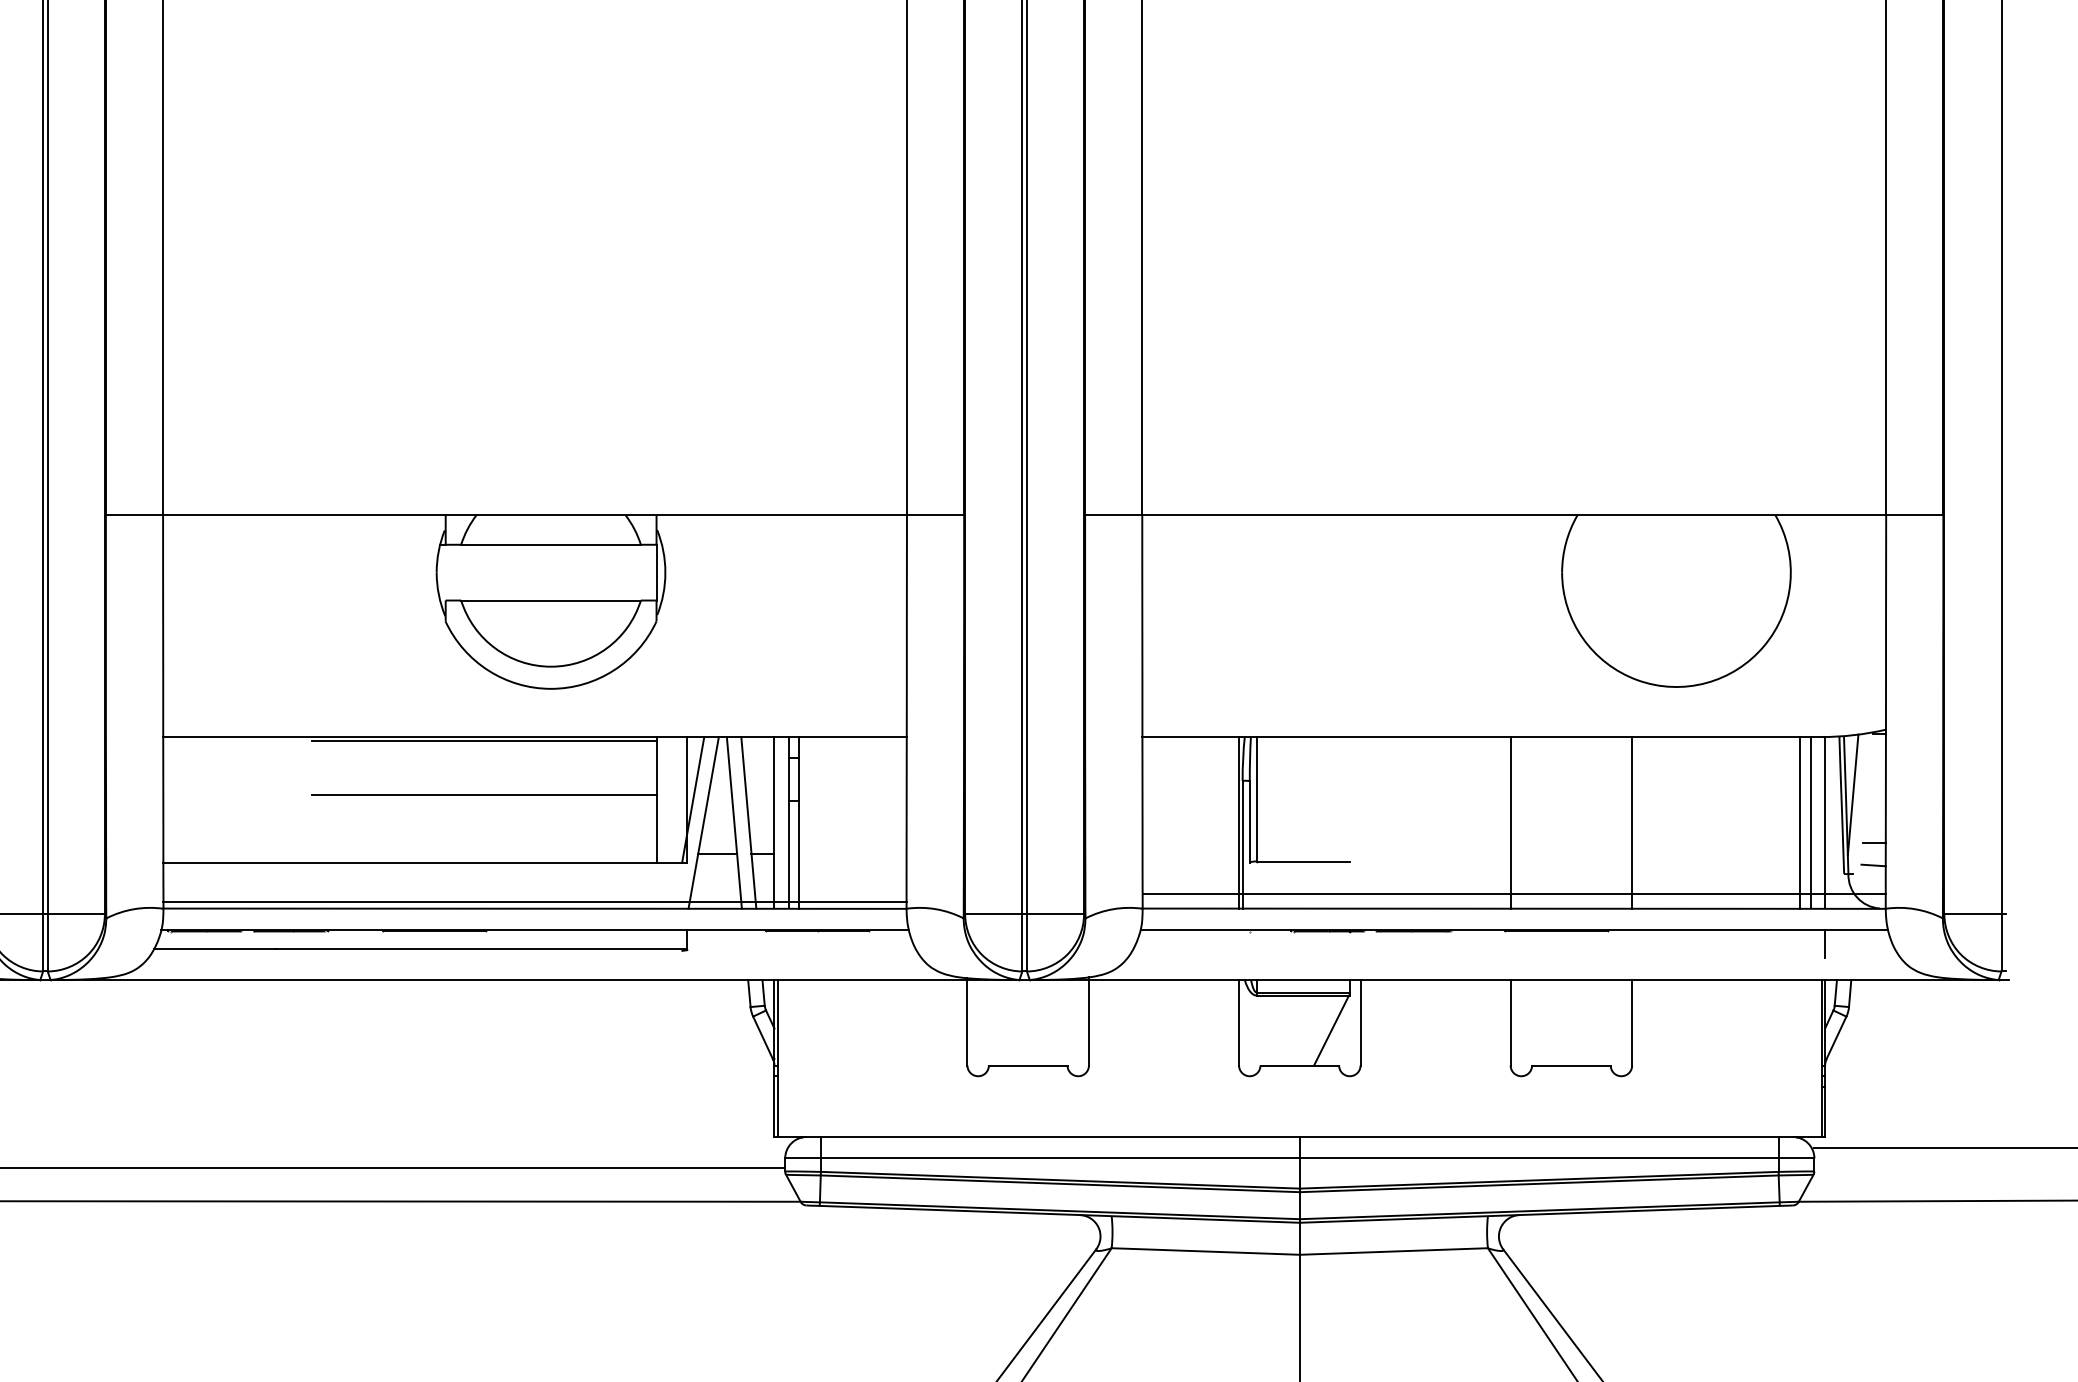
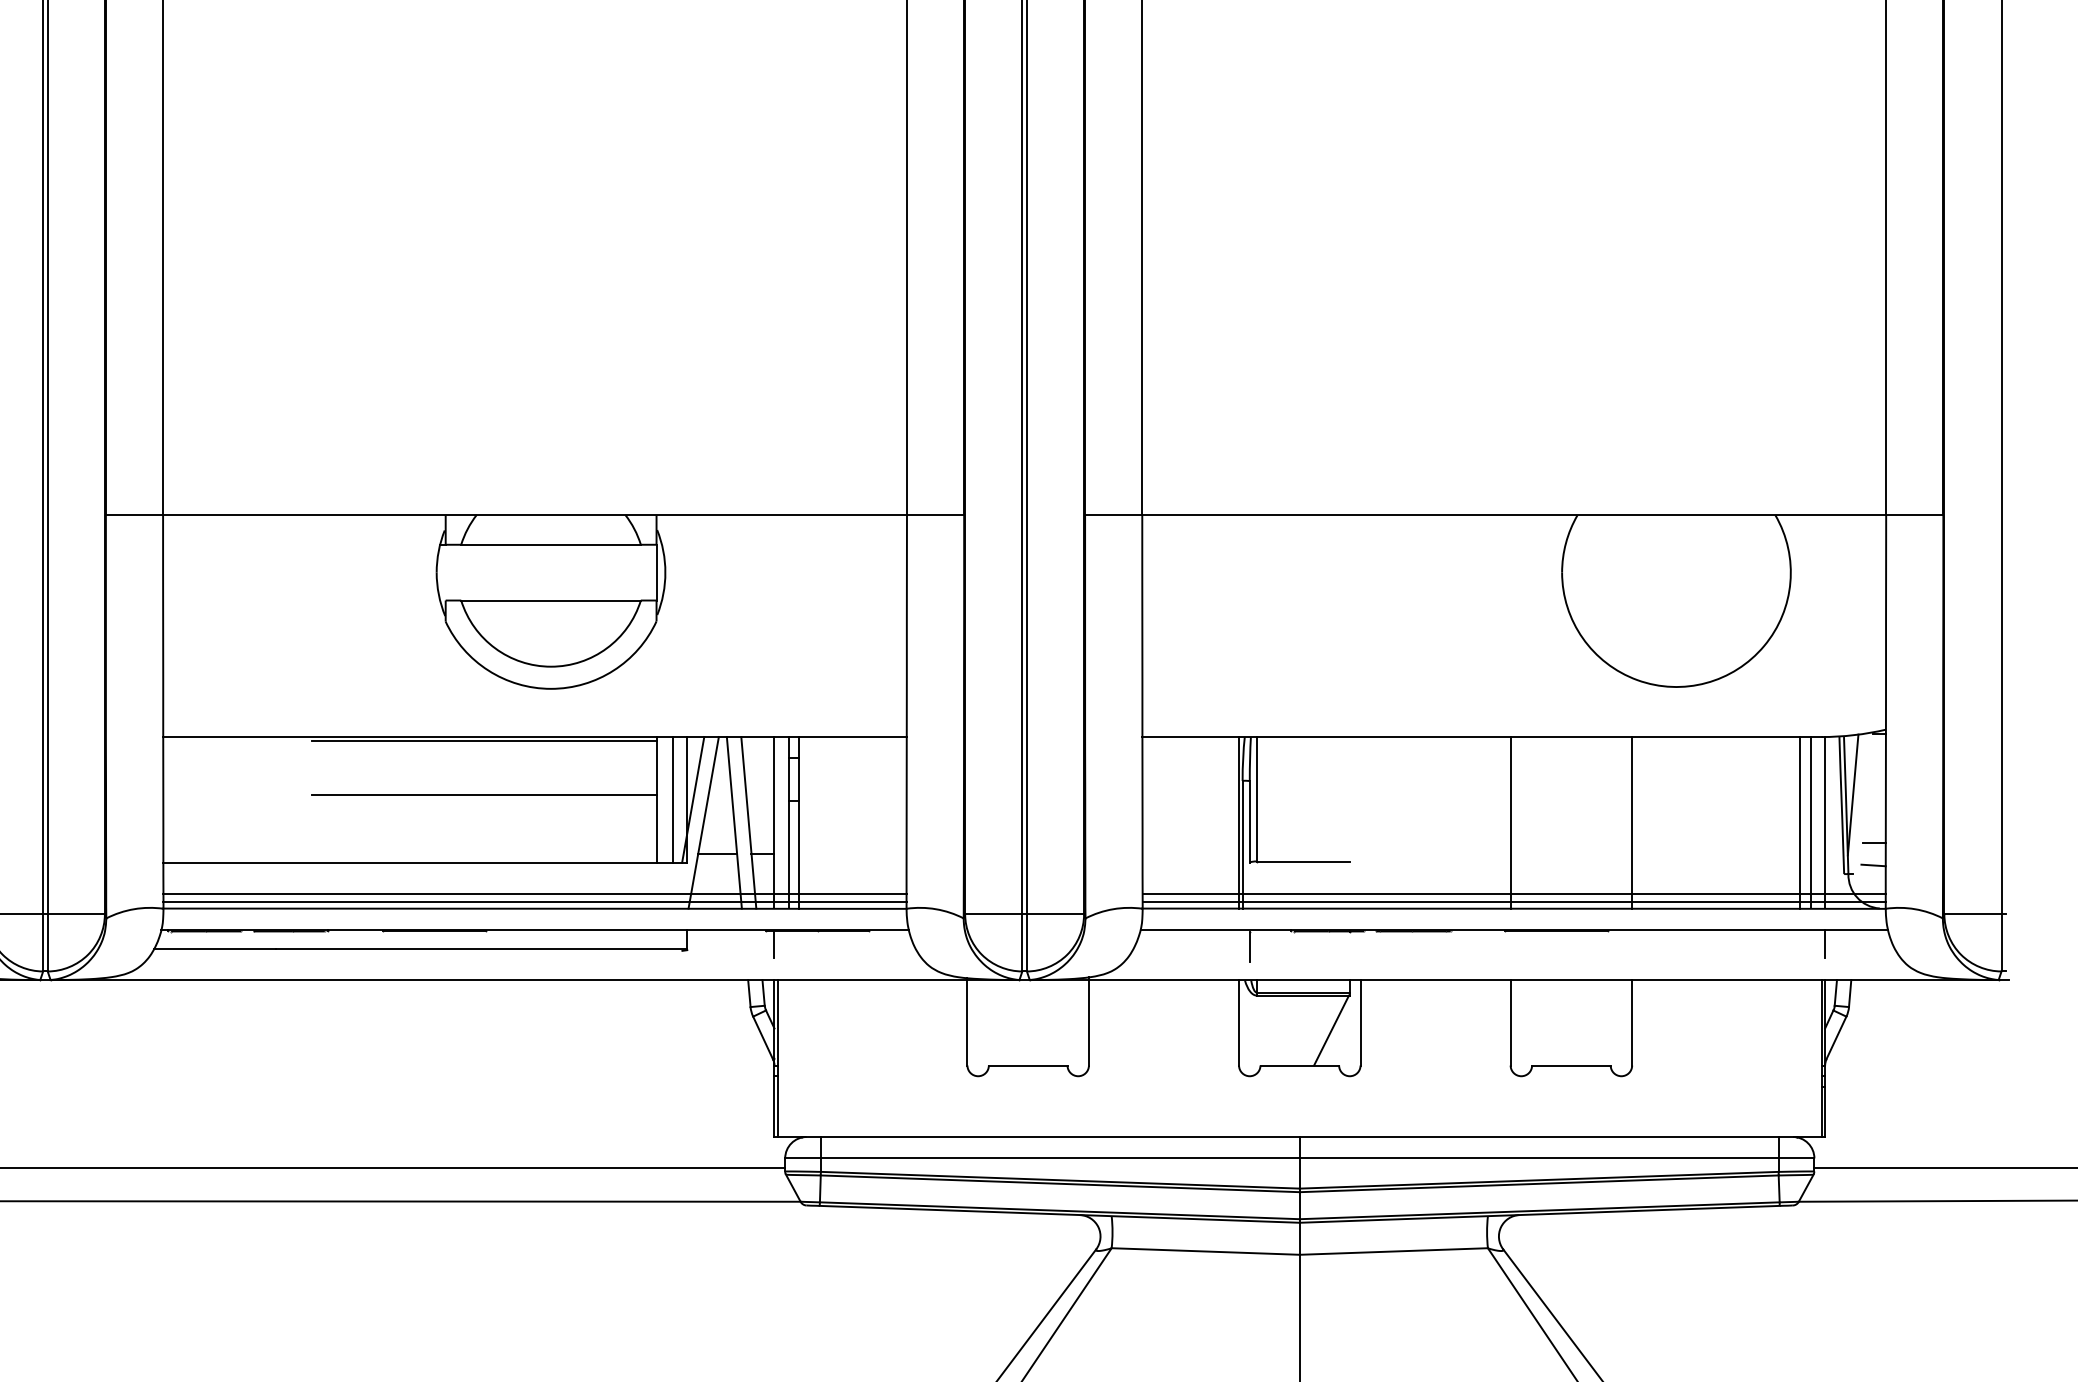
line: none -> present (672, 799)
line: none -> present (534, 894)
line: none -> present (1513, 901)
line: none -> present (774, 944)
line: none -> present (1249, 946)
line position: (1944, 1147) -> (1944, 1167) (1944, 1167)
